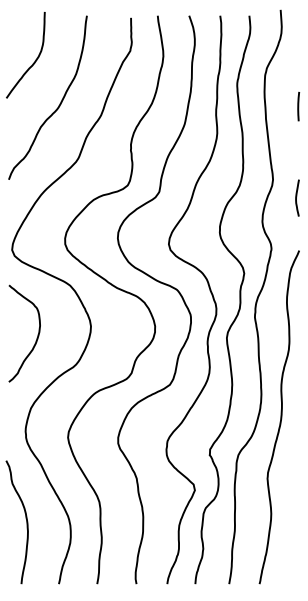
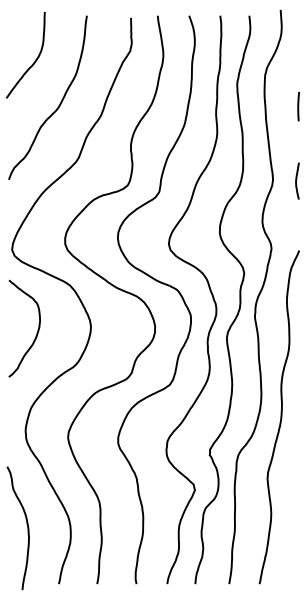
curve position: (297, 196) -> (297, 179) (297, 179)
curve position: (36, 338) -> (36, 333) (36, 333)
curve position: (25, 518) -> (26, 524) (26, 524)
